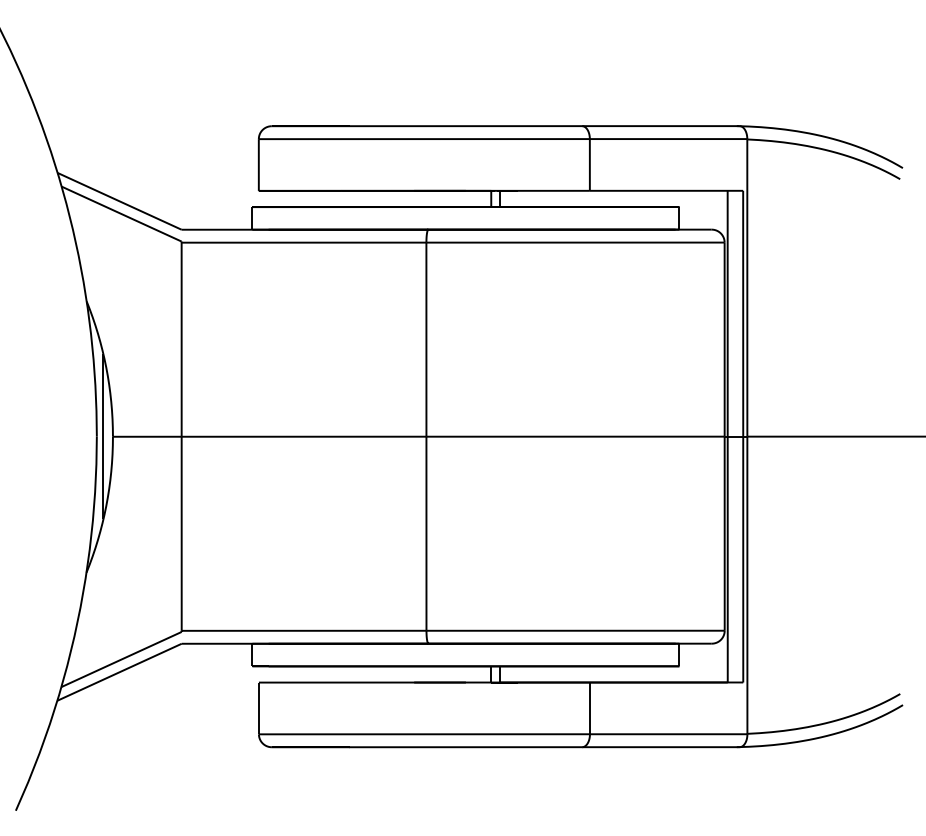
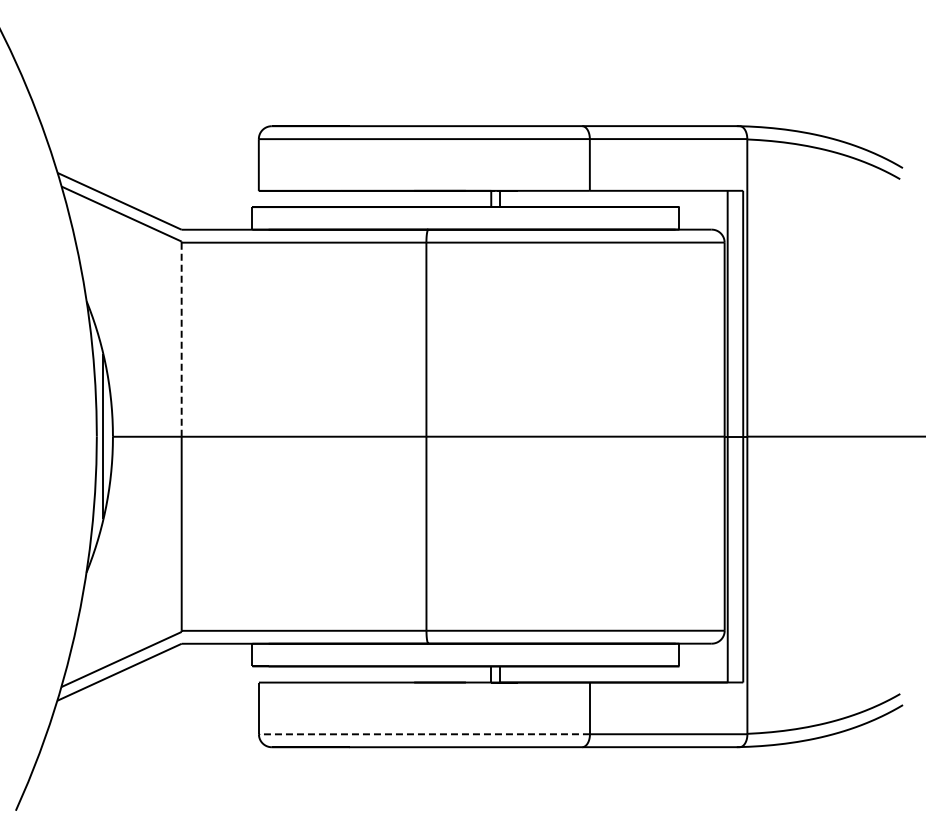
line: solid -> dashed (181, 339)
line: solid -> dashed (423, 734)
